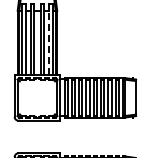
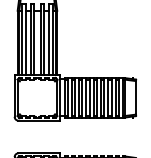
line: dashed -> solid (48, 42)
